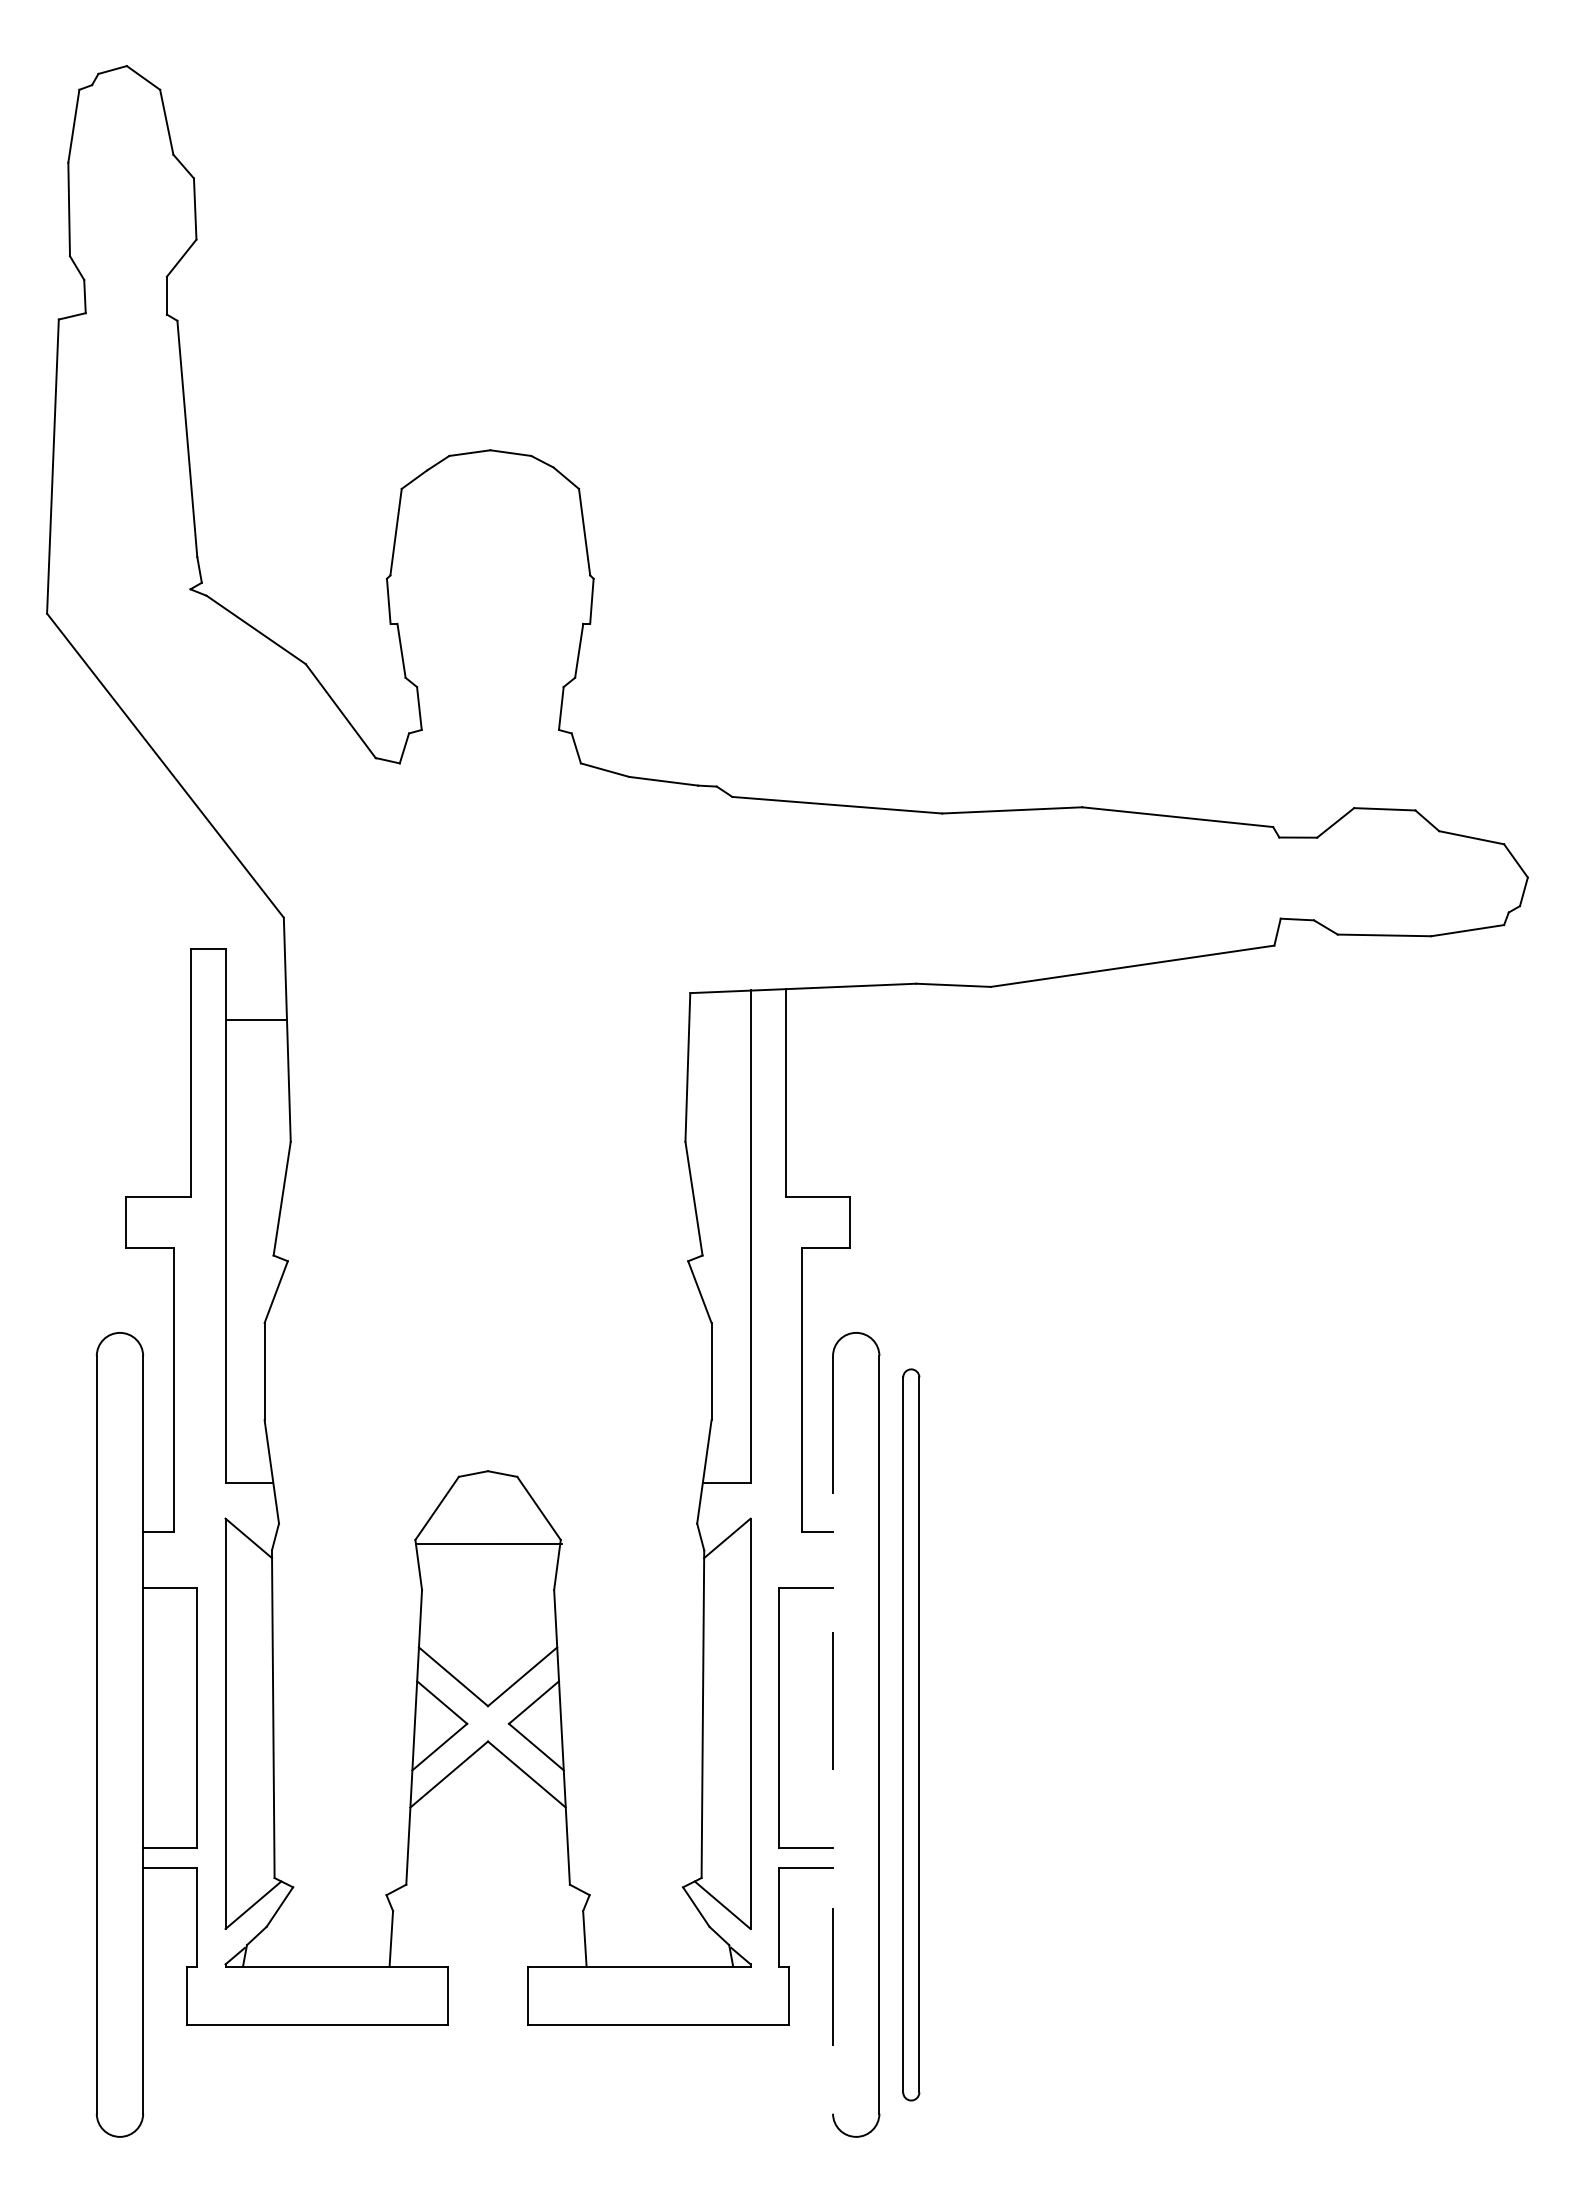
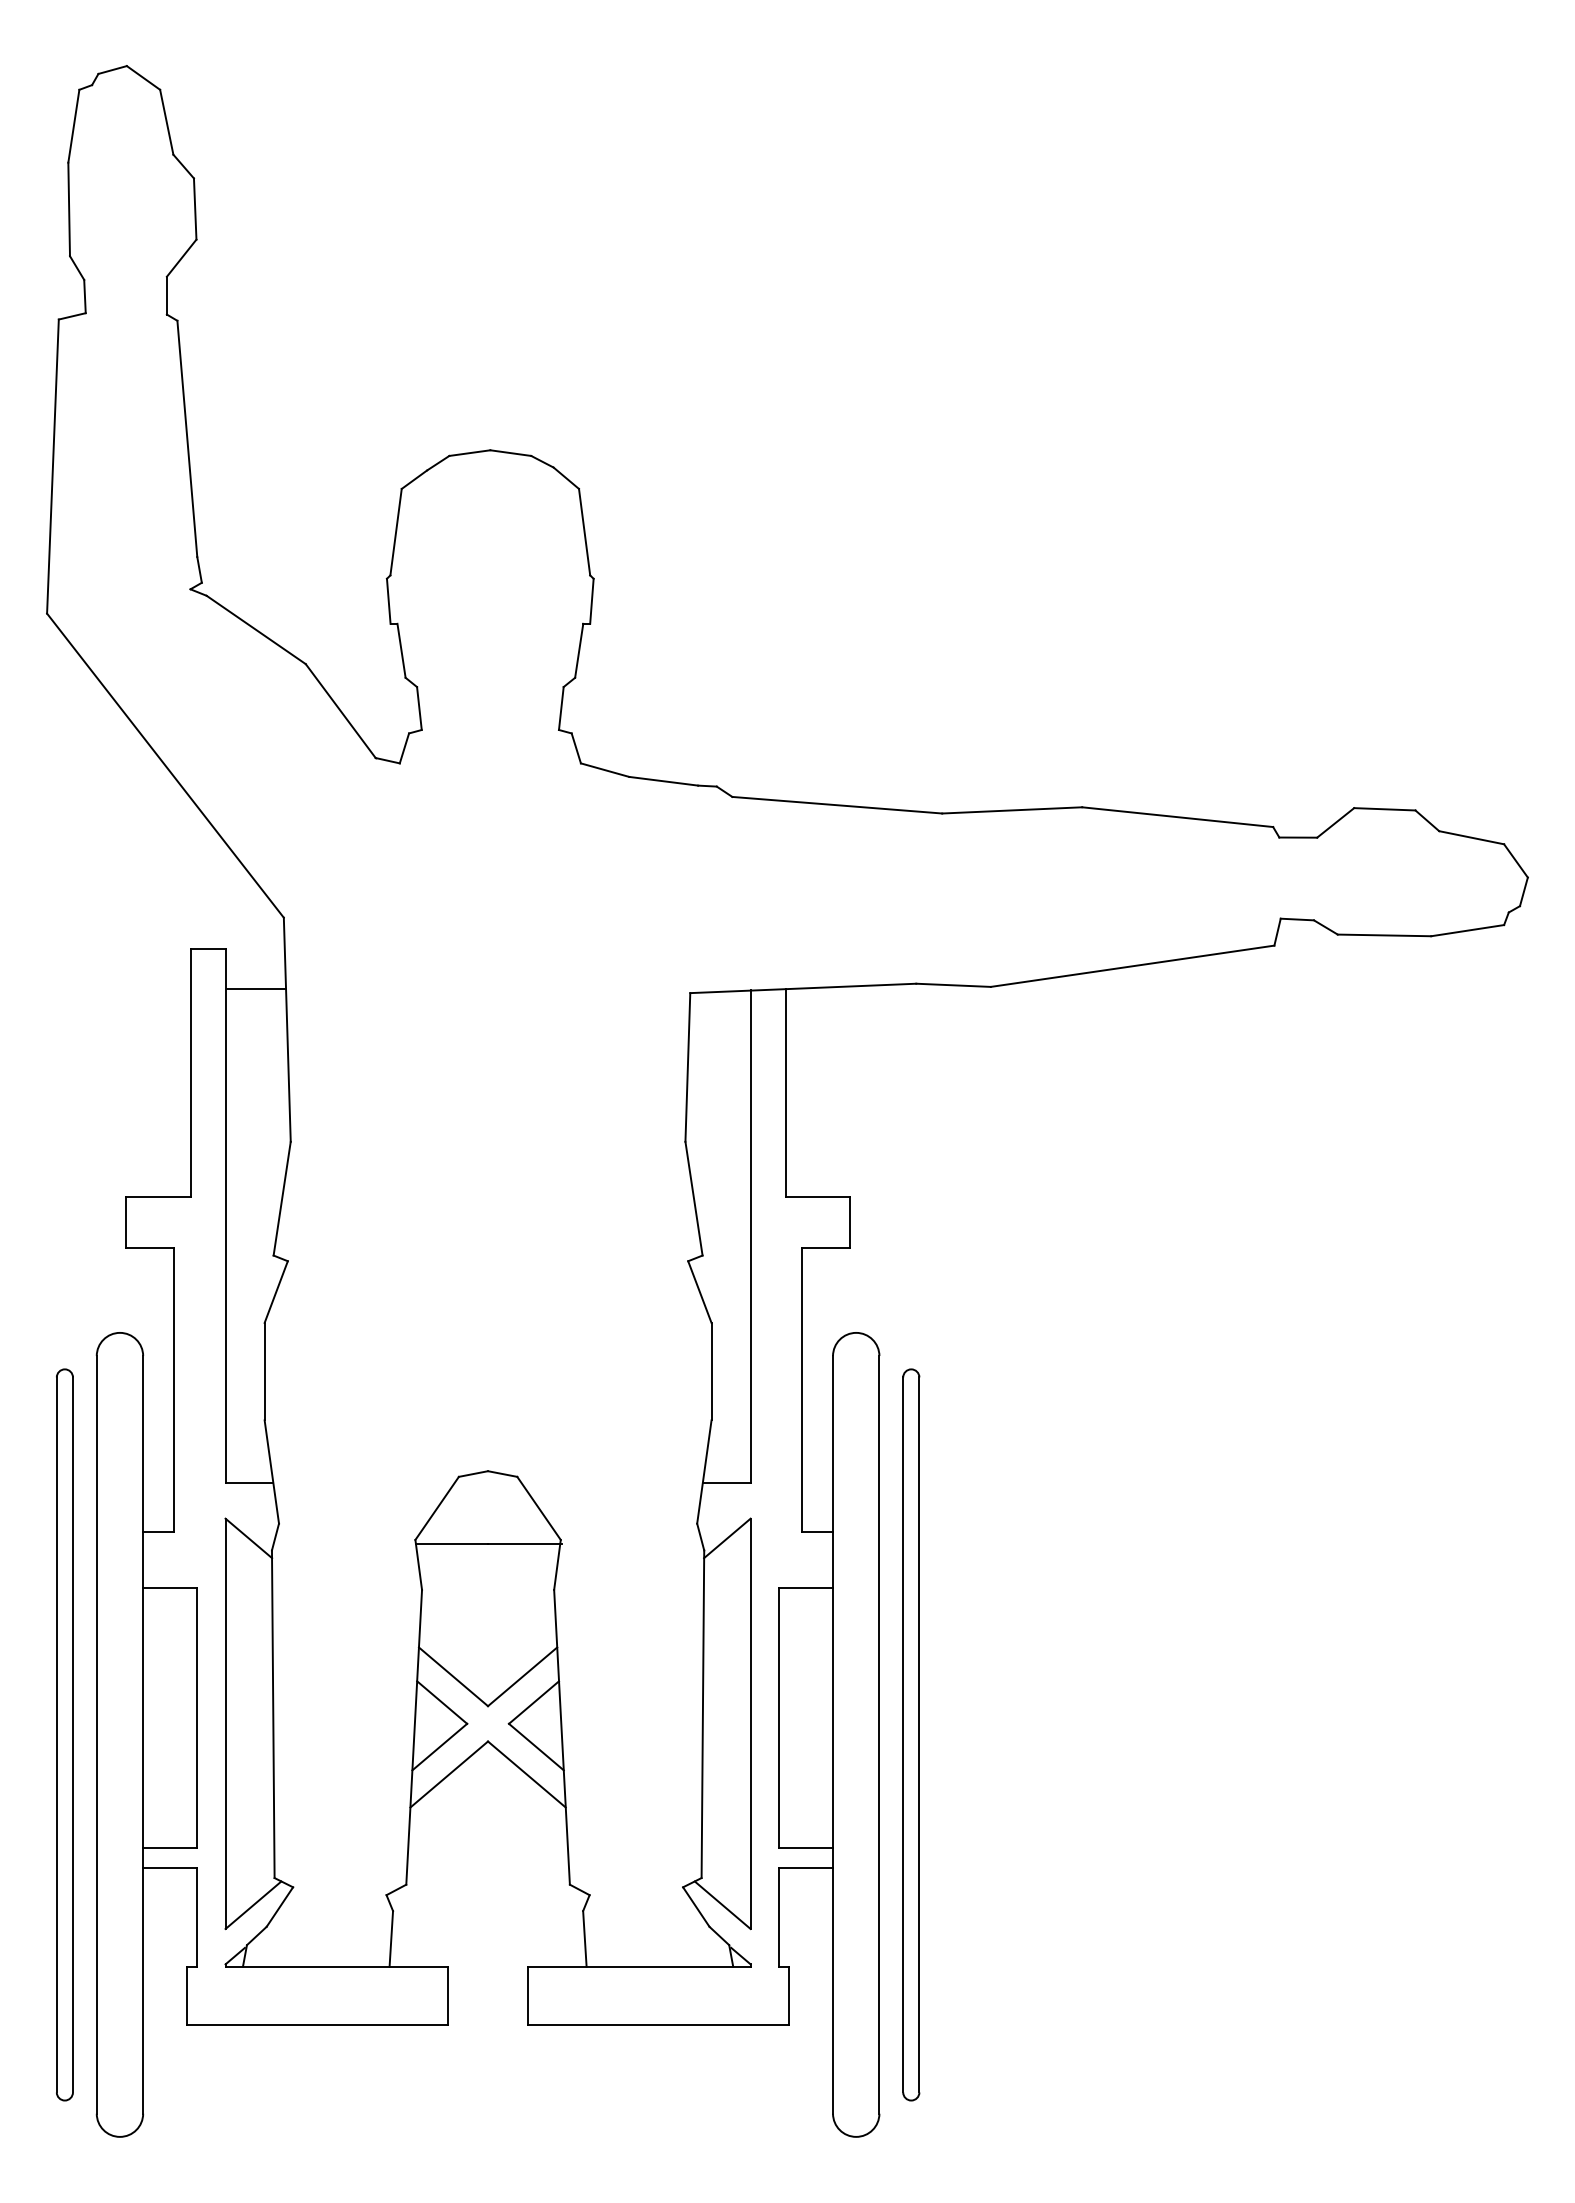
line position: (256, 1020) -> (256, 989) (256, 989)
part: none -> present (64, 1734)
line: dashed -> solid (833, 1734)
